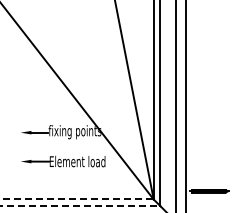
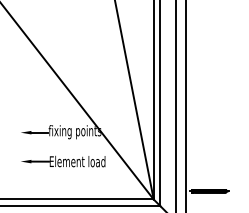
line: dashed -> solid (77, 199)
line: dashed -> solid (80, 206)
